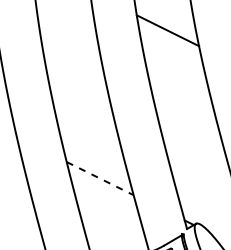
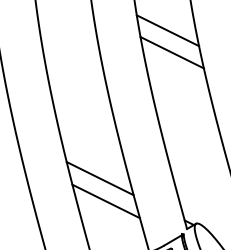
line: none -> present (171, 52)
line: dashed -> solid (100, 178)
line: none -> present (105, 201)
